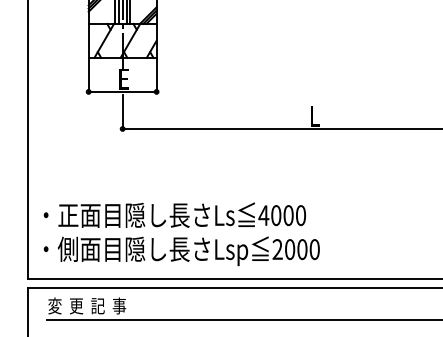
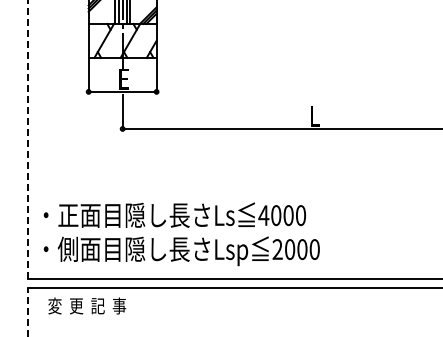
line: solid -> dashed (27, 139)
line: solid -> dashed (27, 312)
line: present -> none (243, 319)
